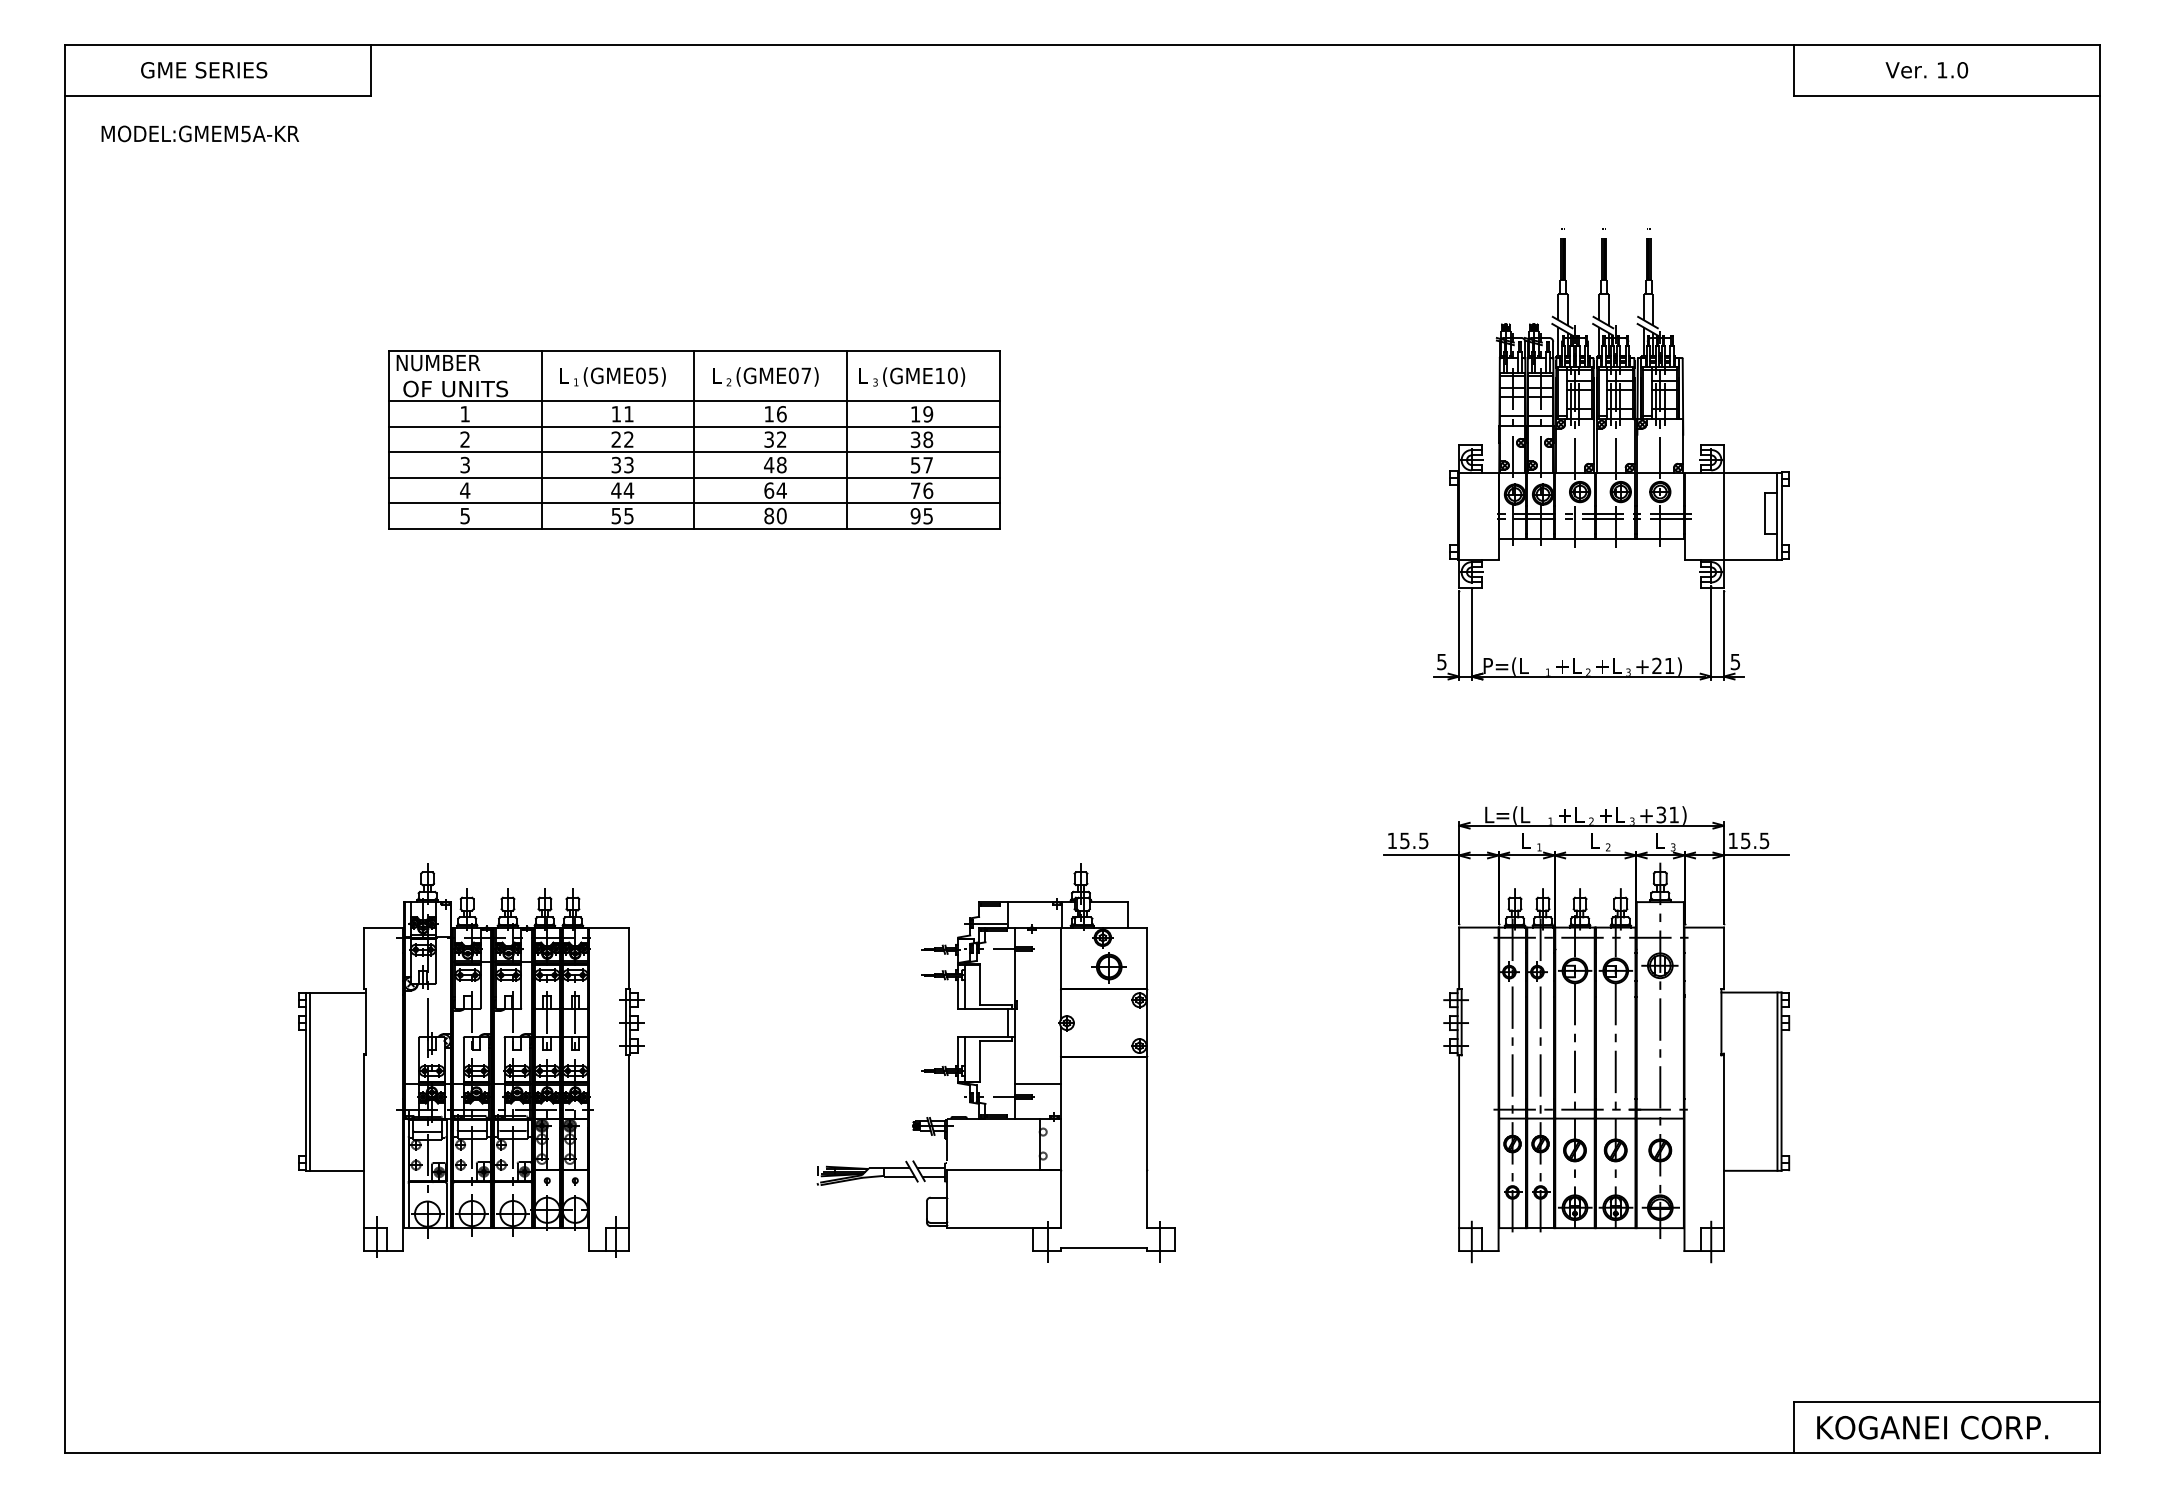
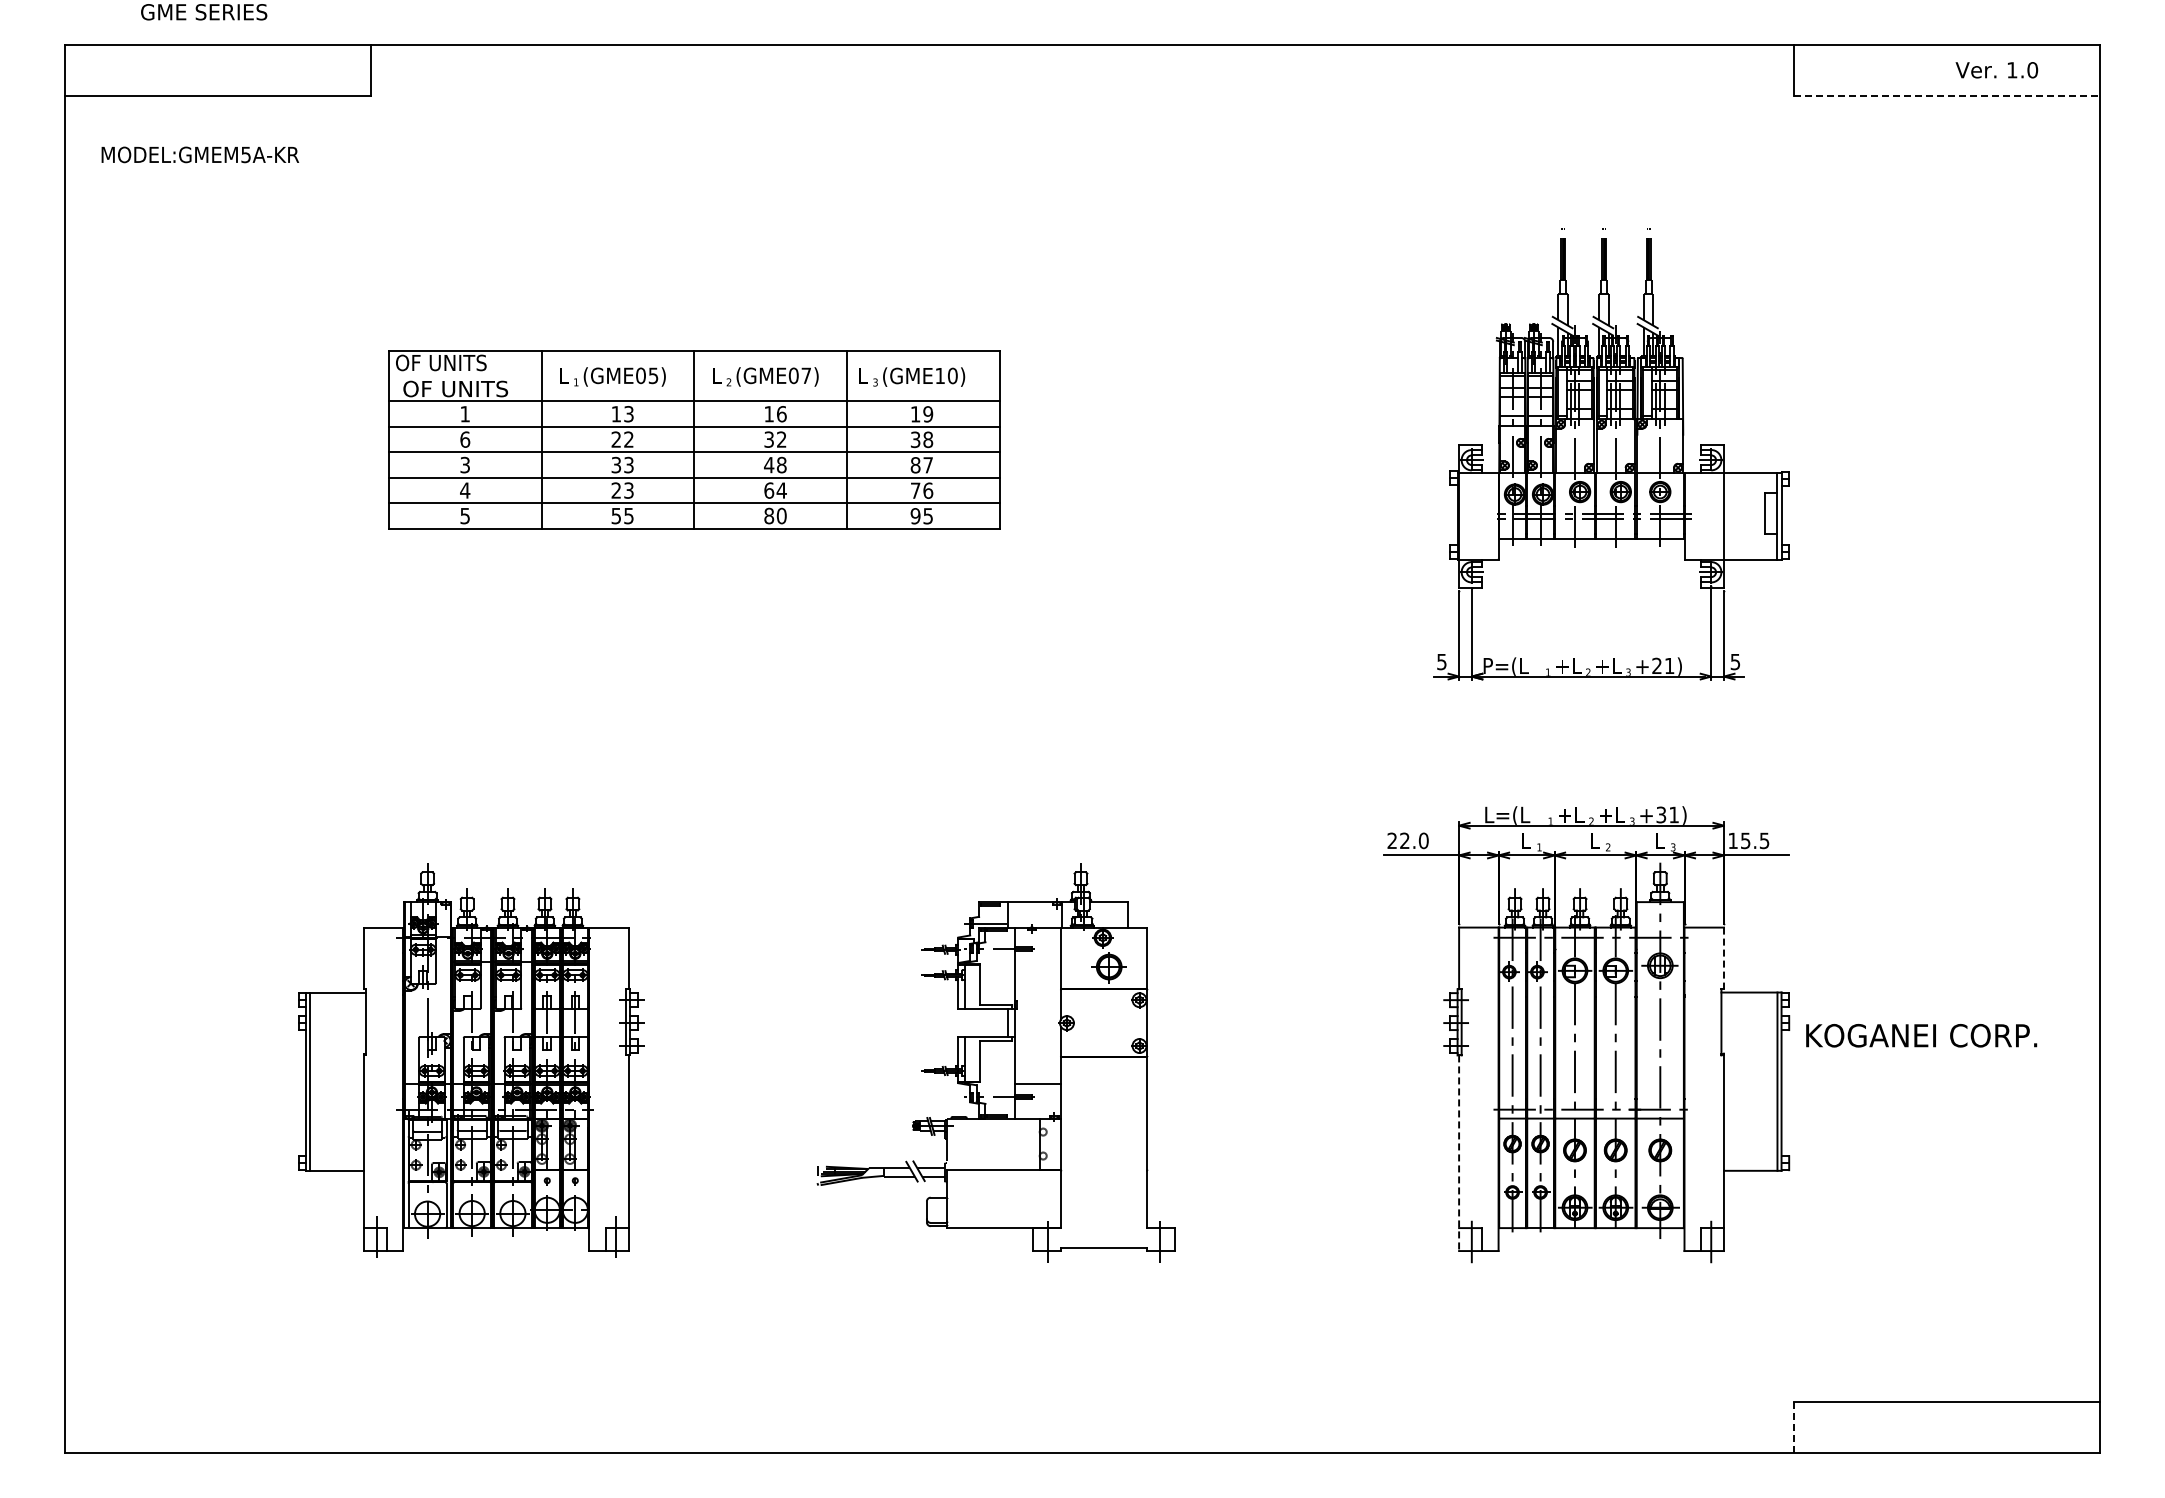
text position: (204, 70) -> (204, 12) (204, 12)
text position: (1926, 70) -> (1996, 70) (1996, 70)
line: solid -> dashed (1947, 95)
text position: (200, 133) -> (200, 154) (200, 154)
text: NUMBER -> OF UNITS (441, 362)
text: 11 -> 13 (628, 414)
text: 2 -> 6 (465, 439)
text: 57 -> 87 (915, 465)
text: 44 -> 23 (622, 490)
text: 15.5 -> 22.0 (1407, 840)
line: solid -> dashed (1723, 958)
line: solid -> dashed (1459, 1153)
text position: (1932, 1427) -> (1921, 1035) (1921, 1035)
line: solid -> dashed (1794, 1428)
